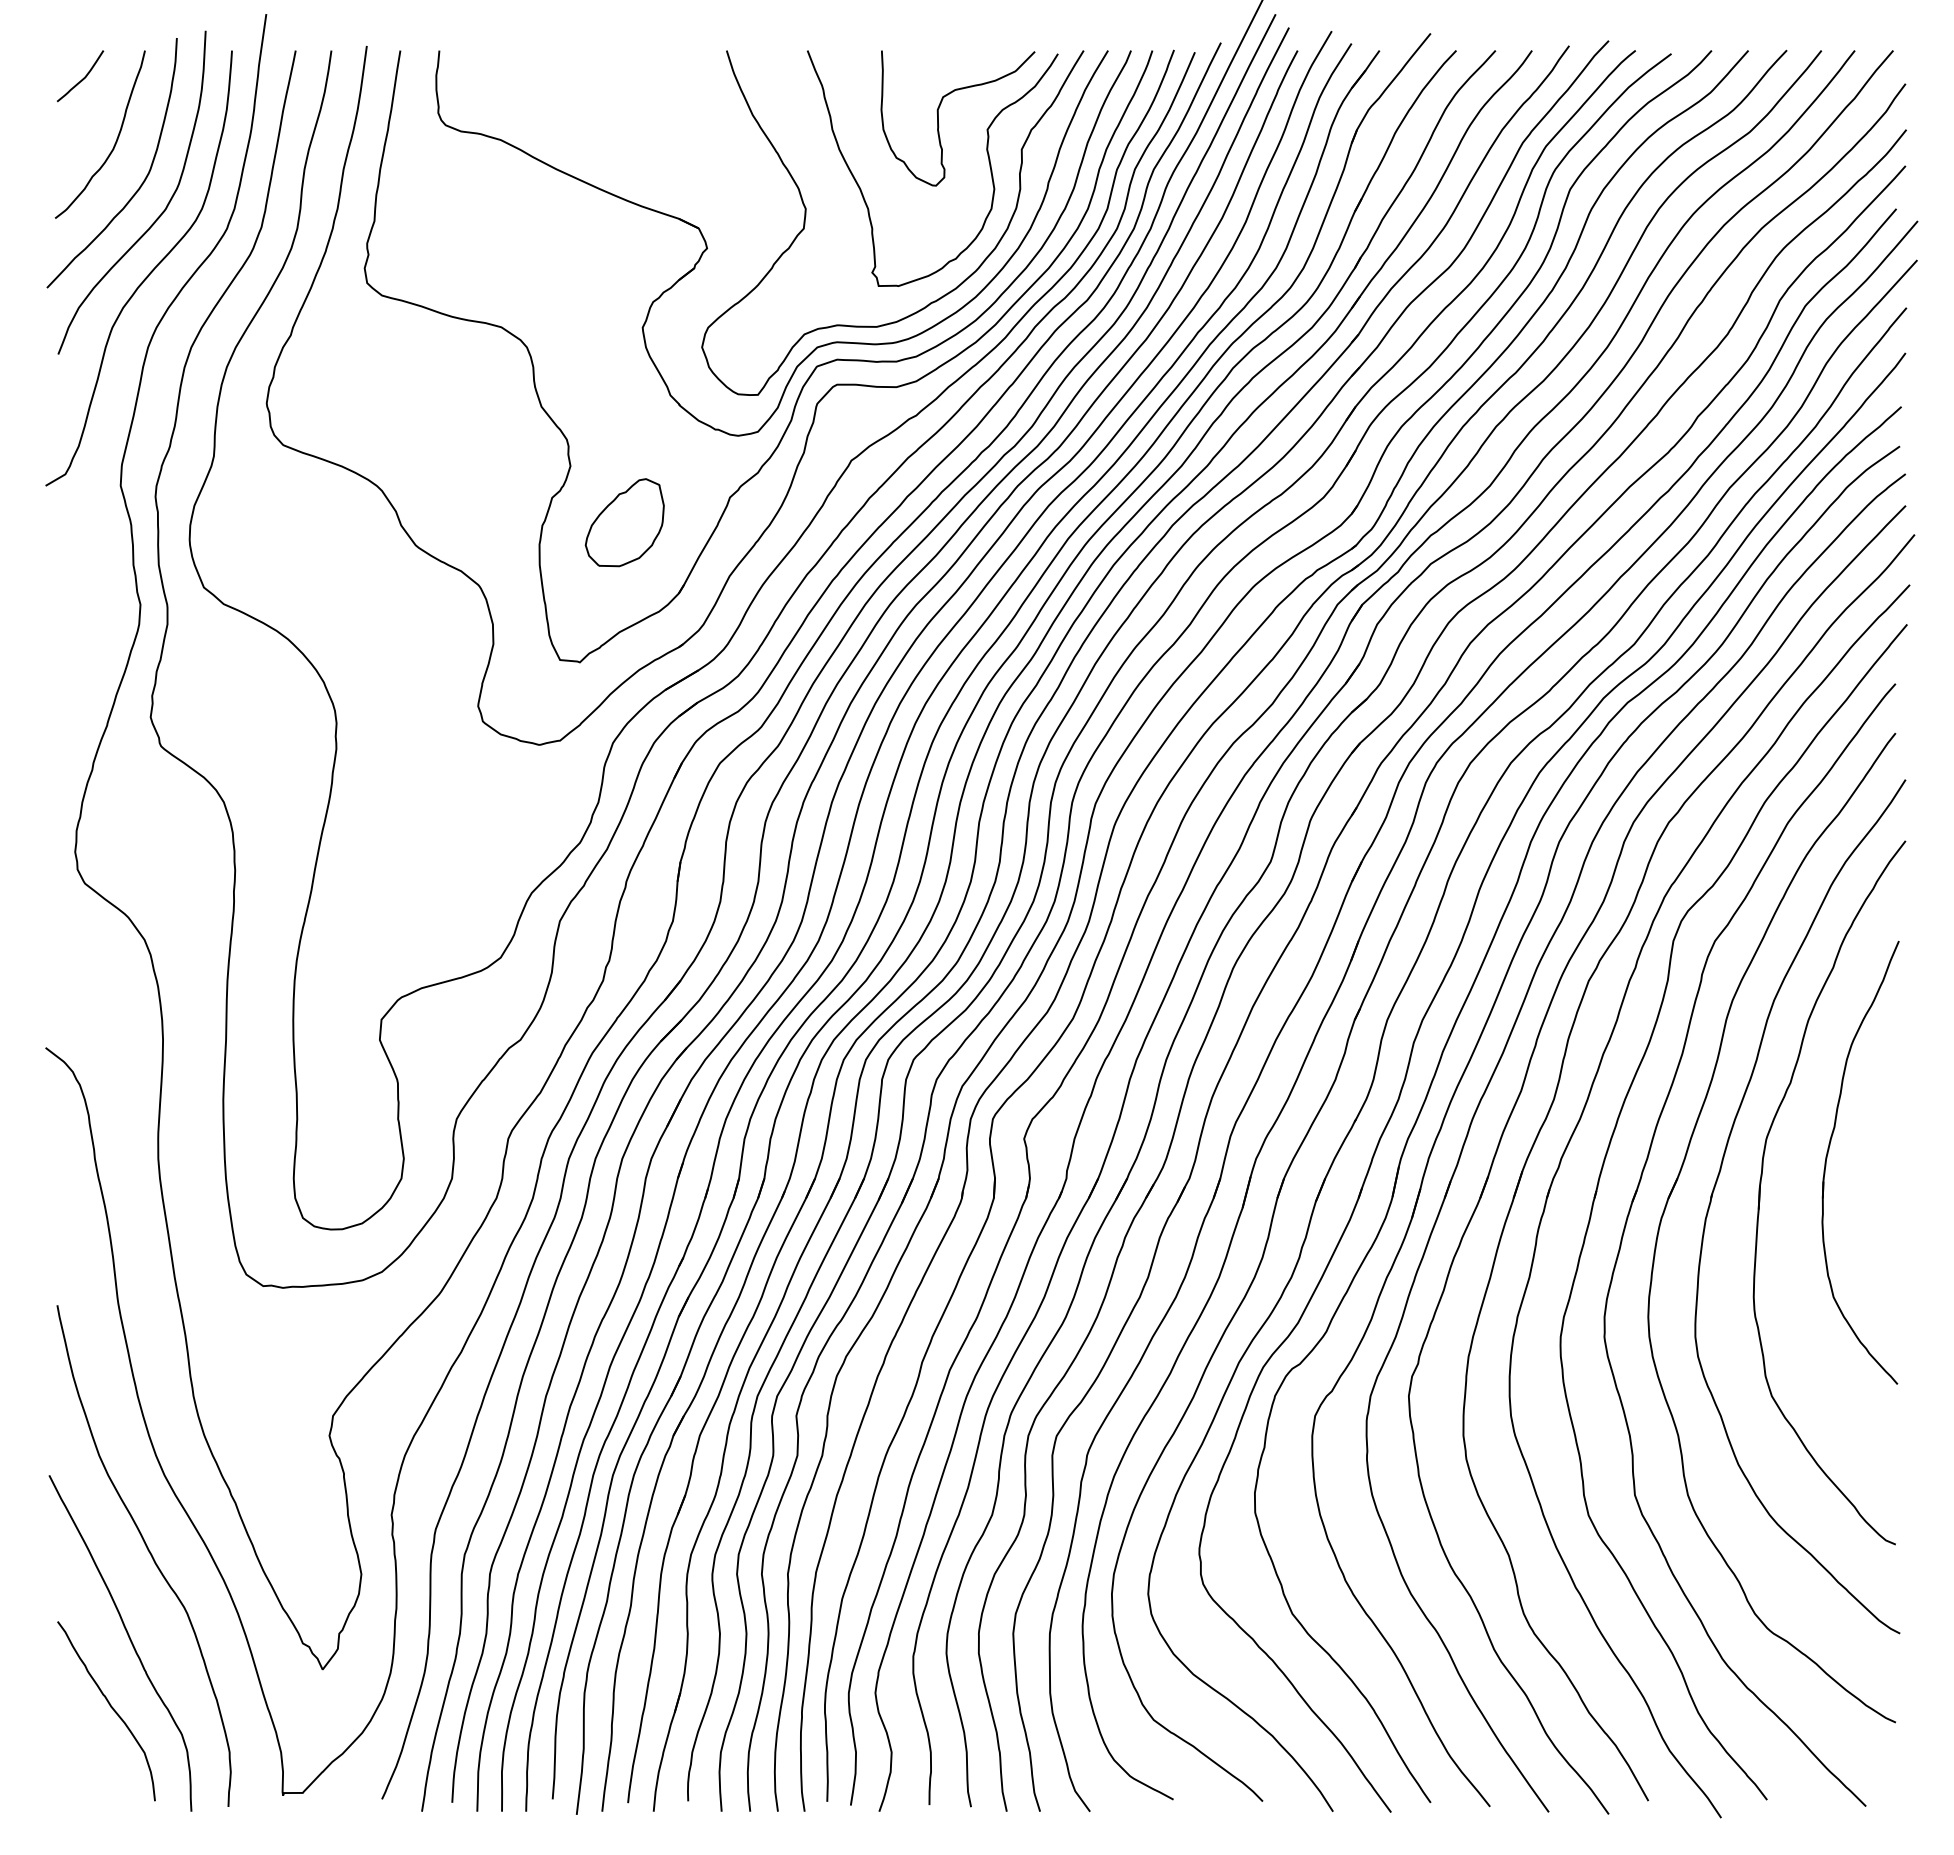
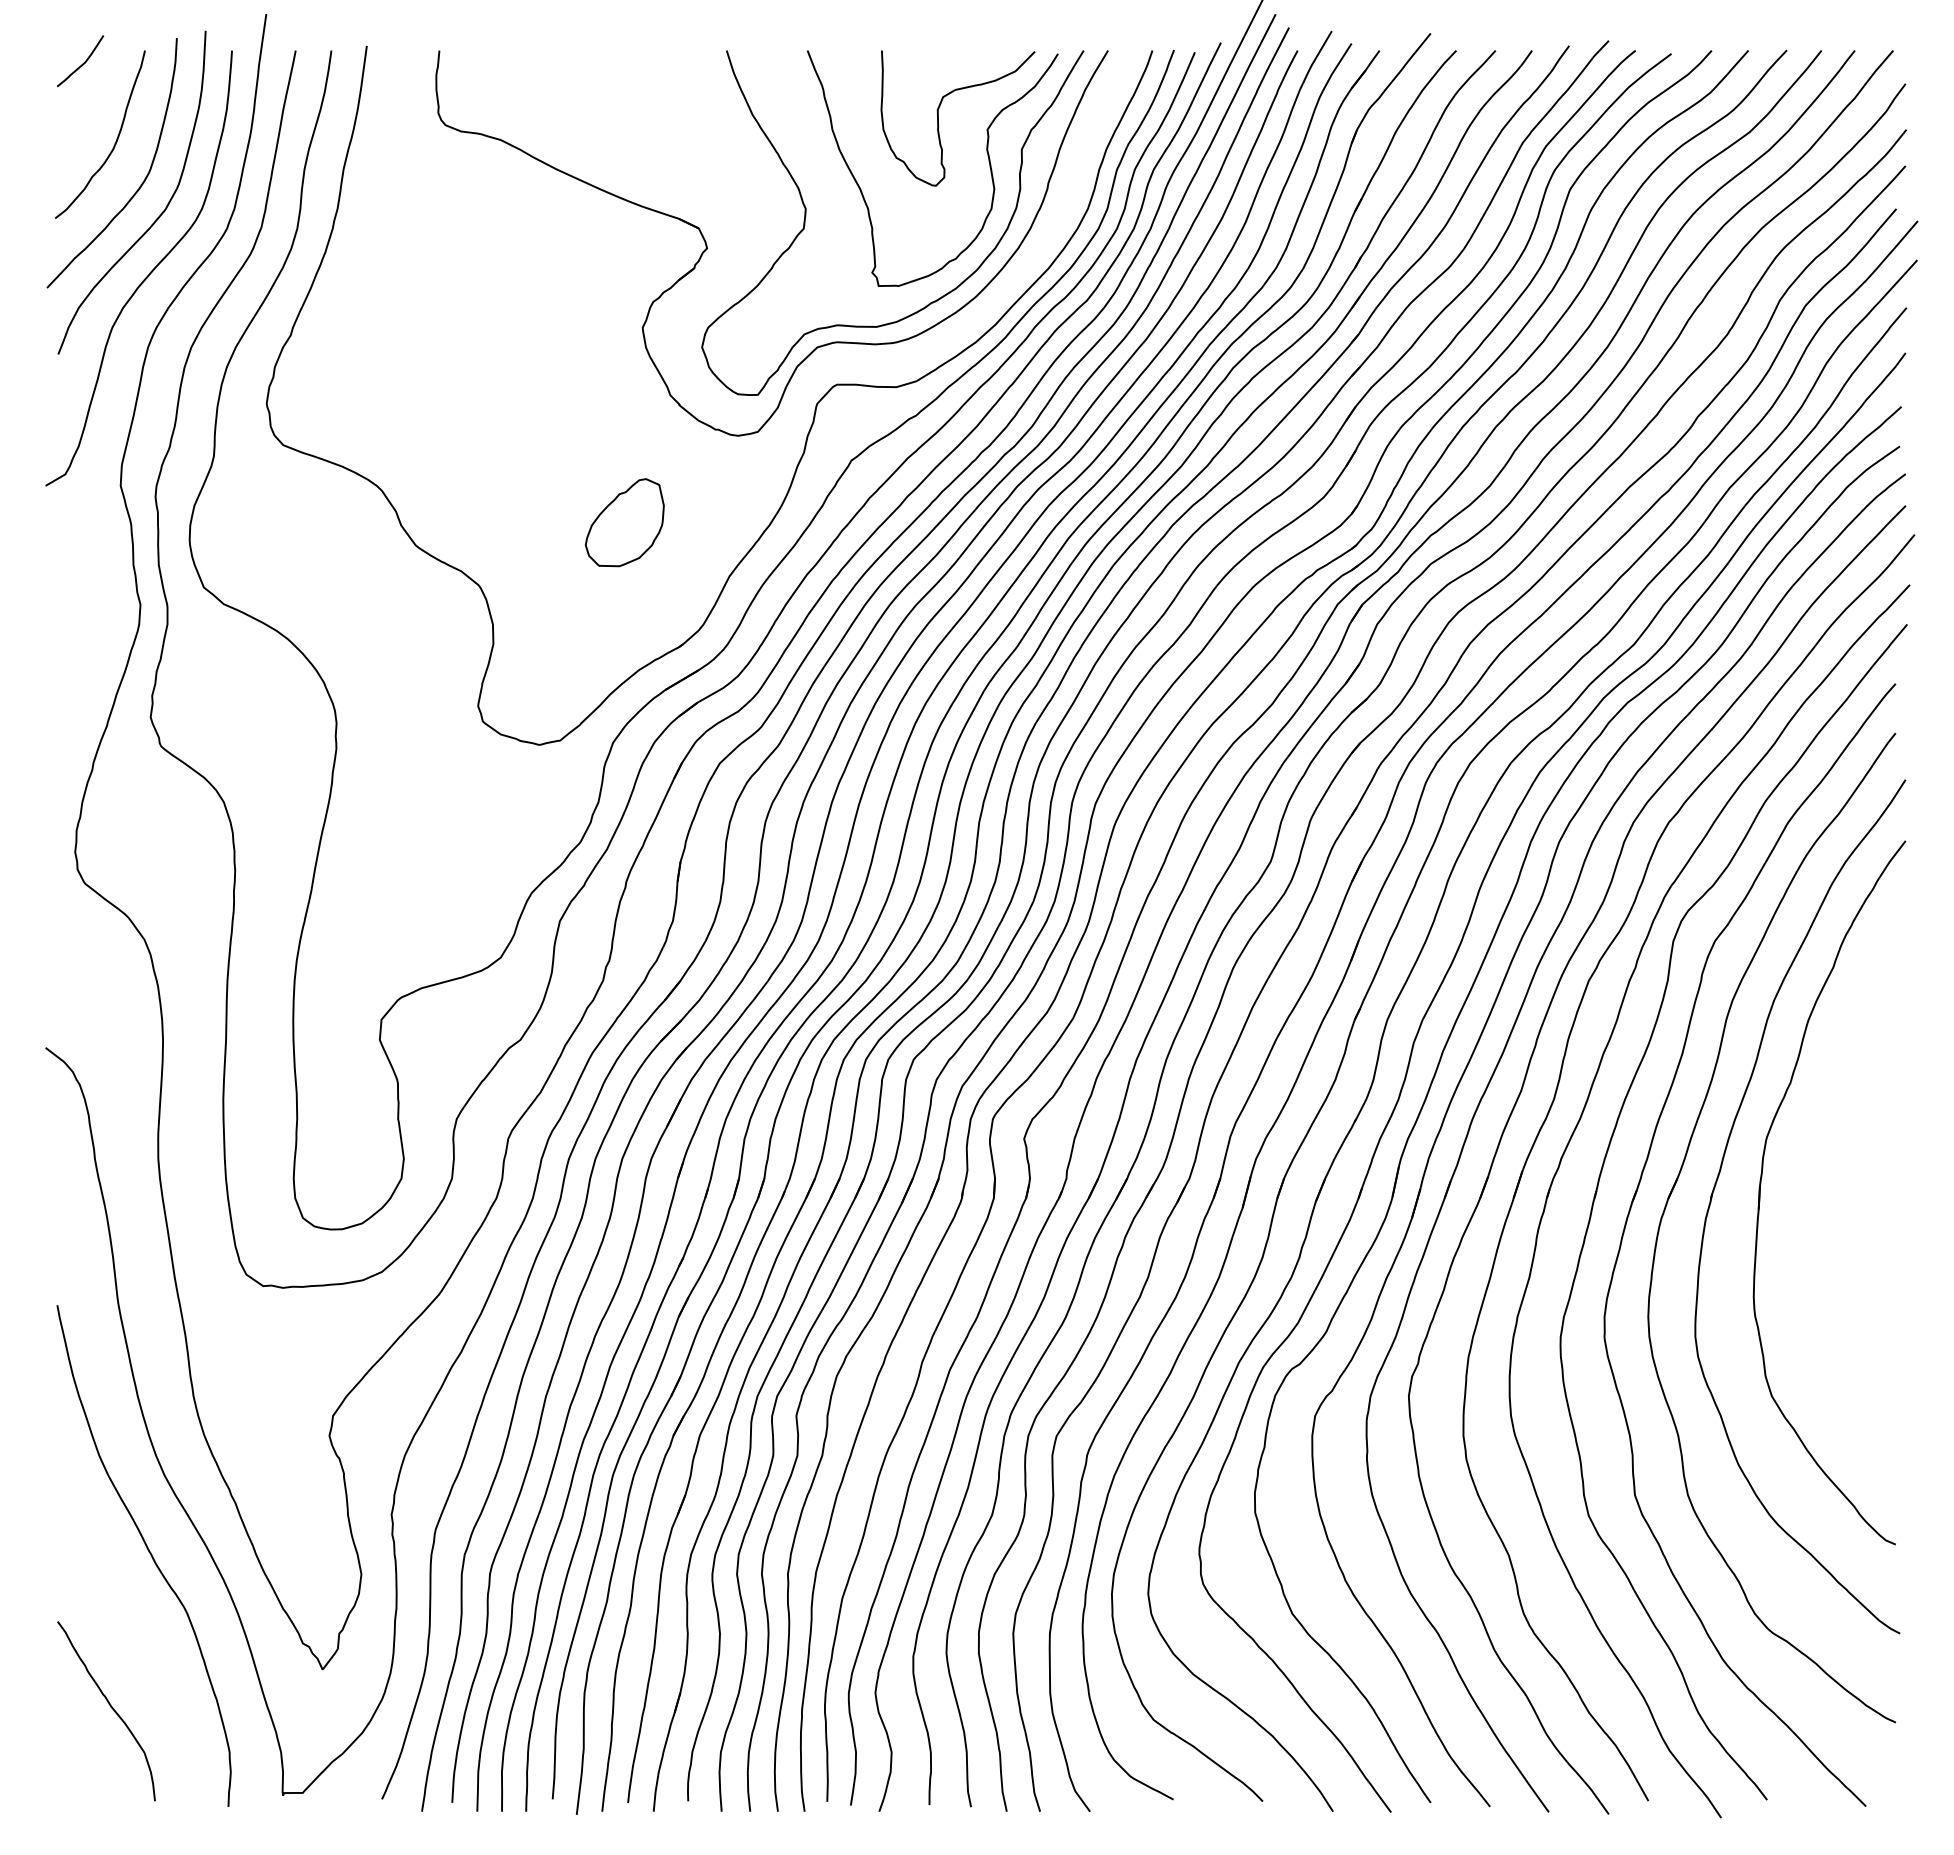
curve position: (82, 78) -> (82, 63) (82, 63)
part: present -> none (801, 387)
part: present -> none (1828, 1154)
curve: present -> none (129, 1640)
